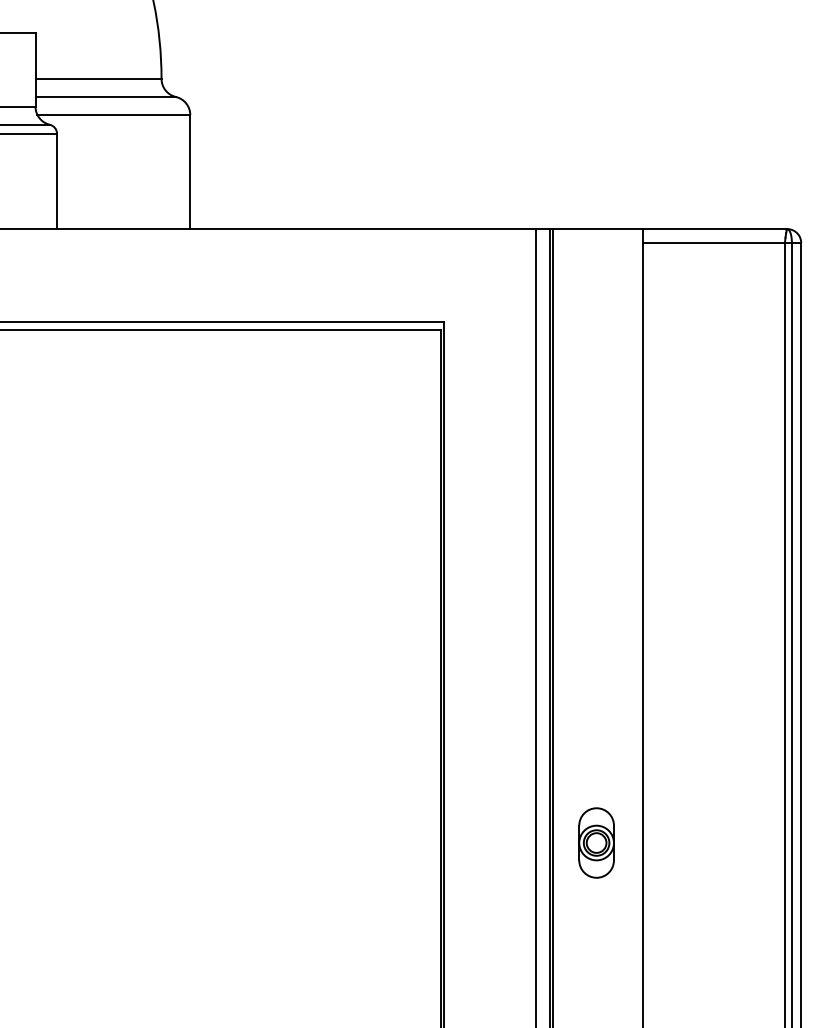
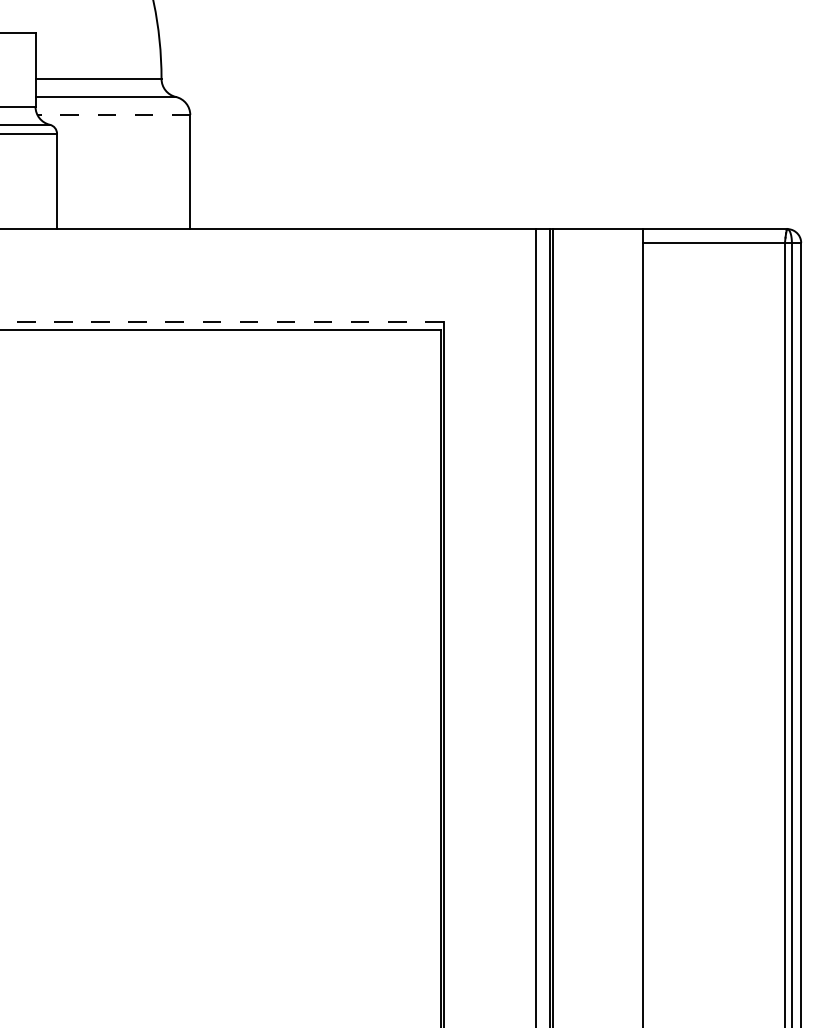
line: solid -> dashed (113, 115)
line: solid -> dashed (221, 321)
part: present -> none (596, 842)
